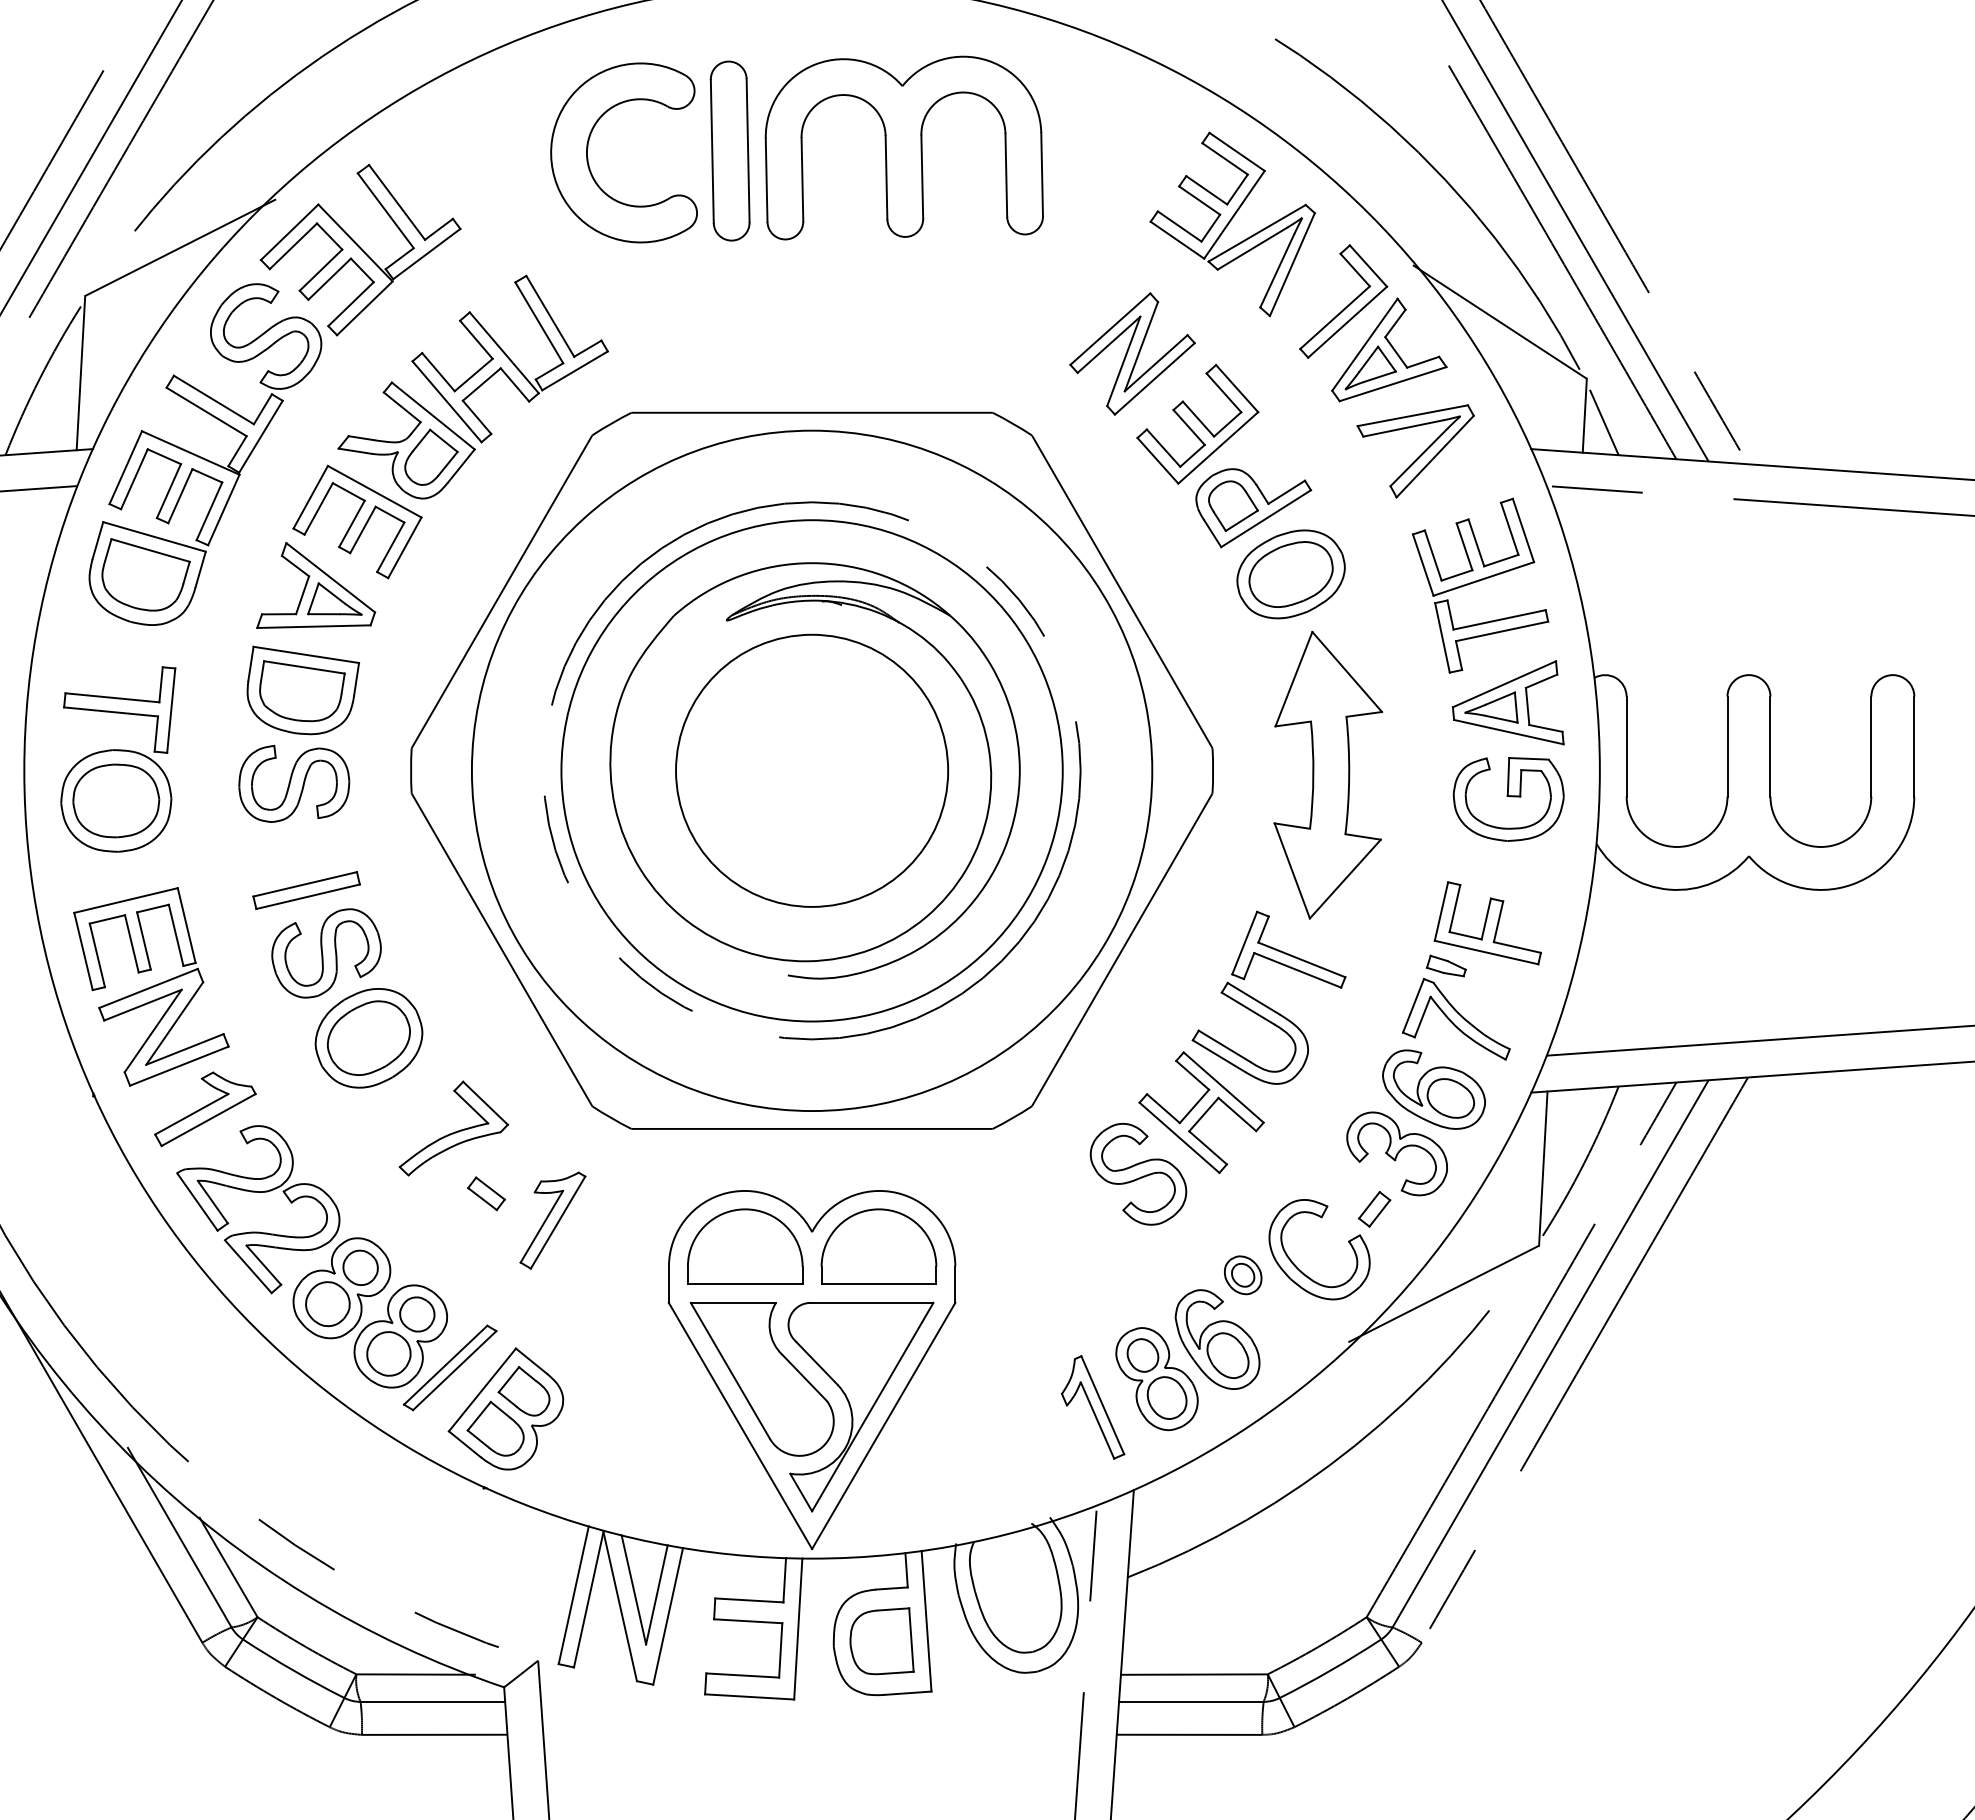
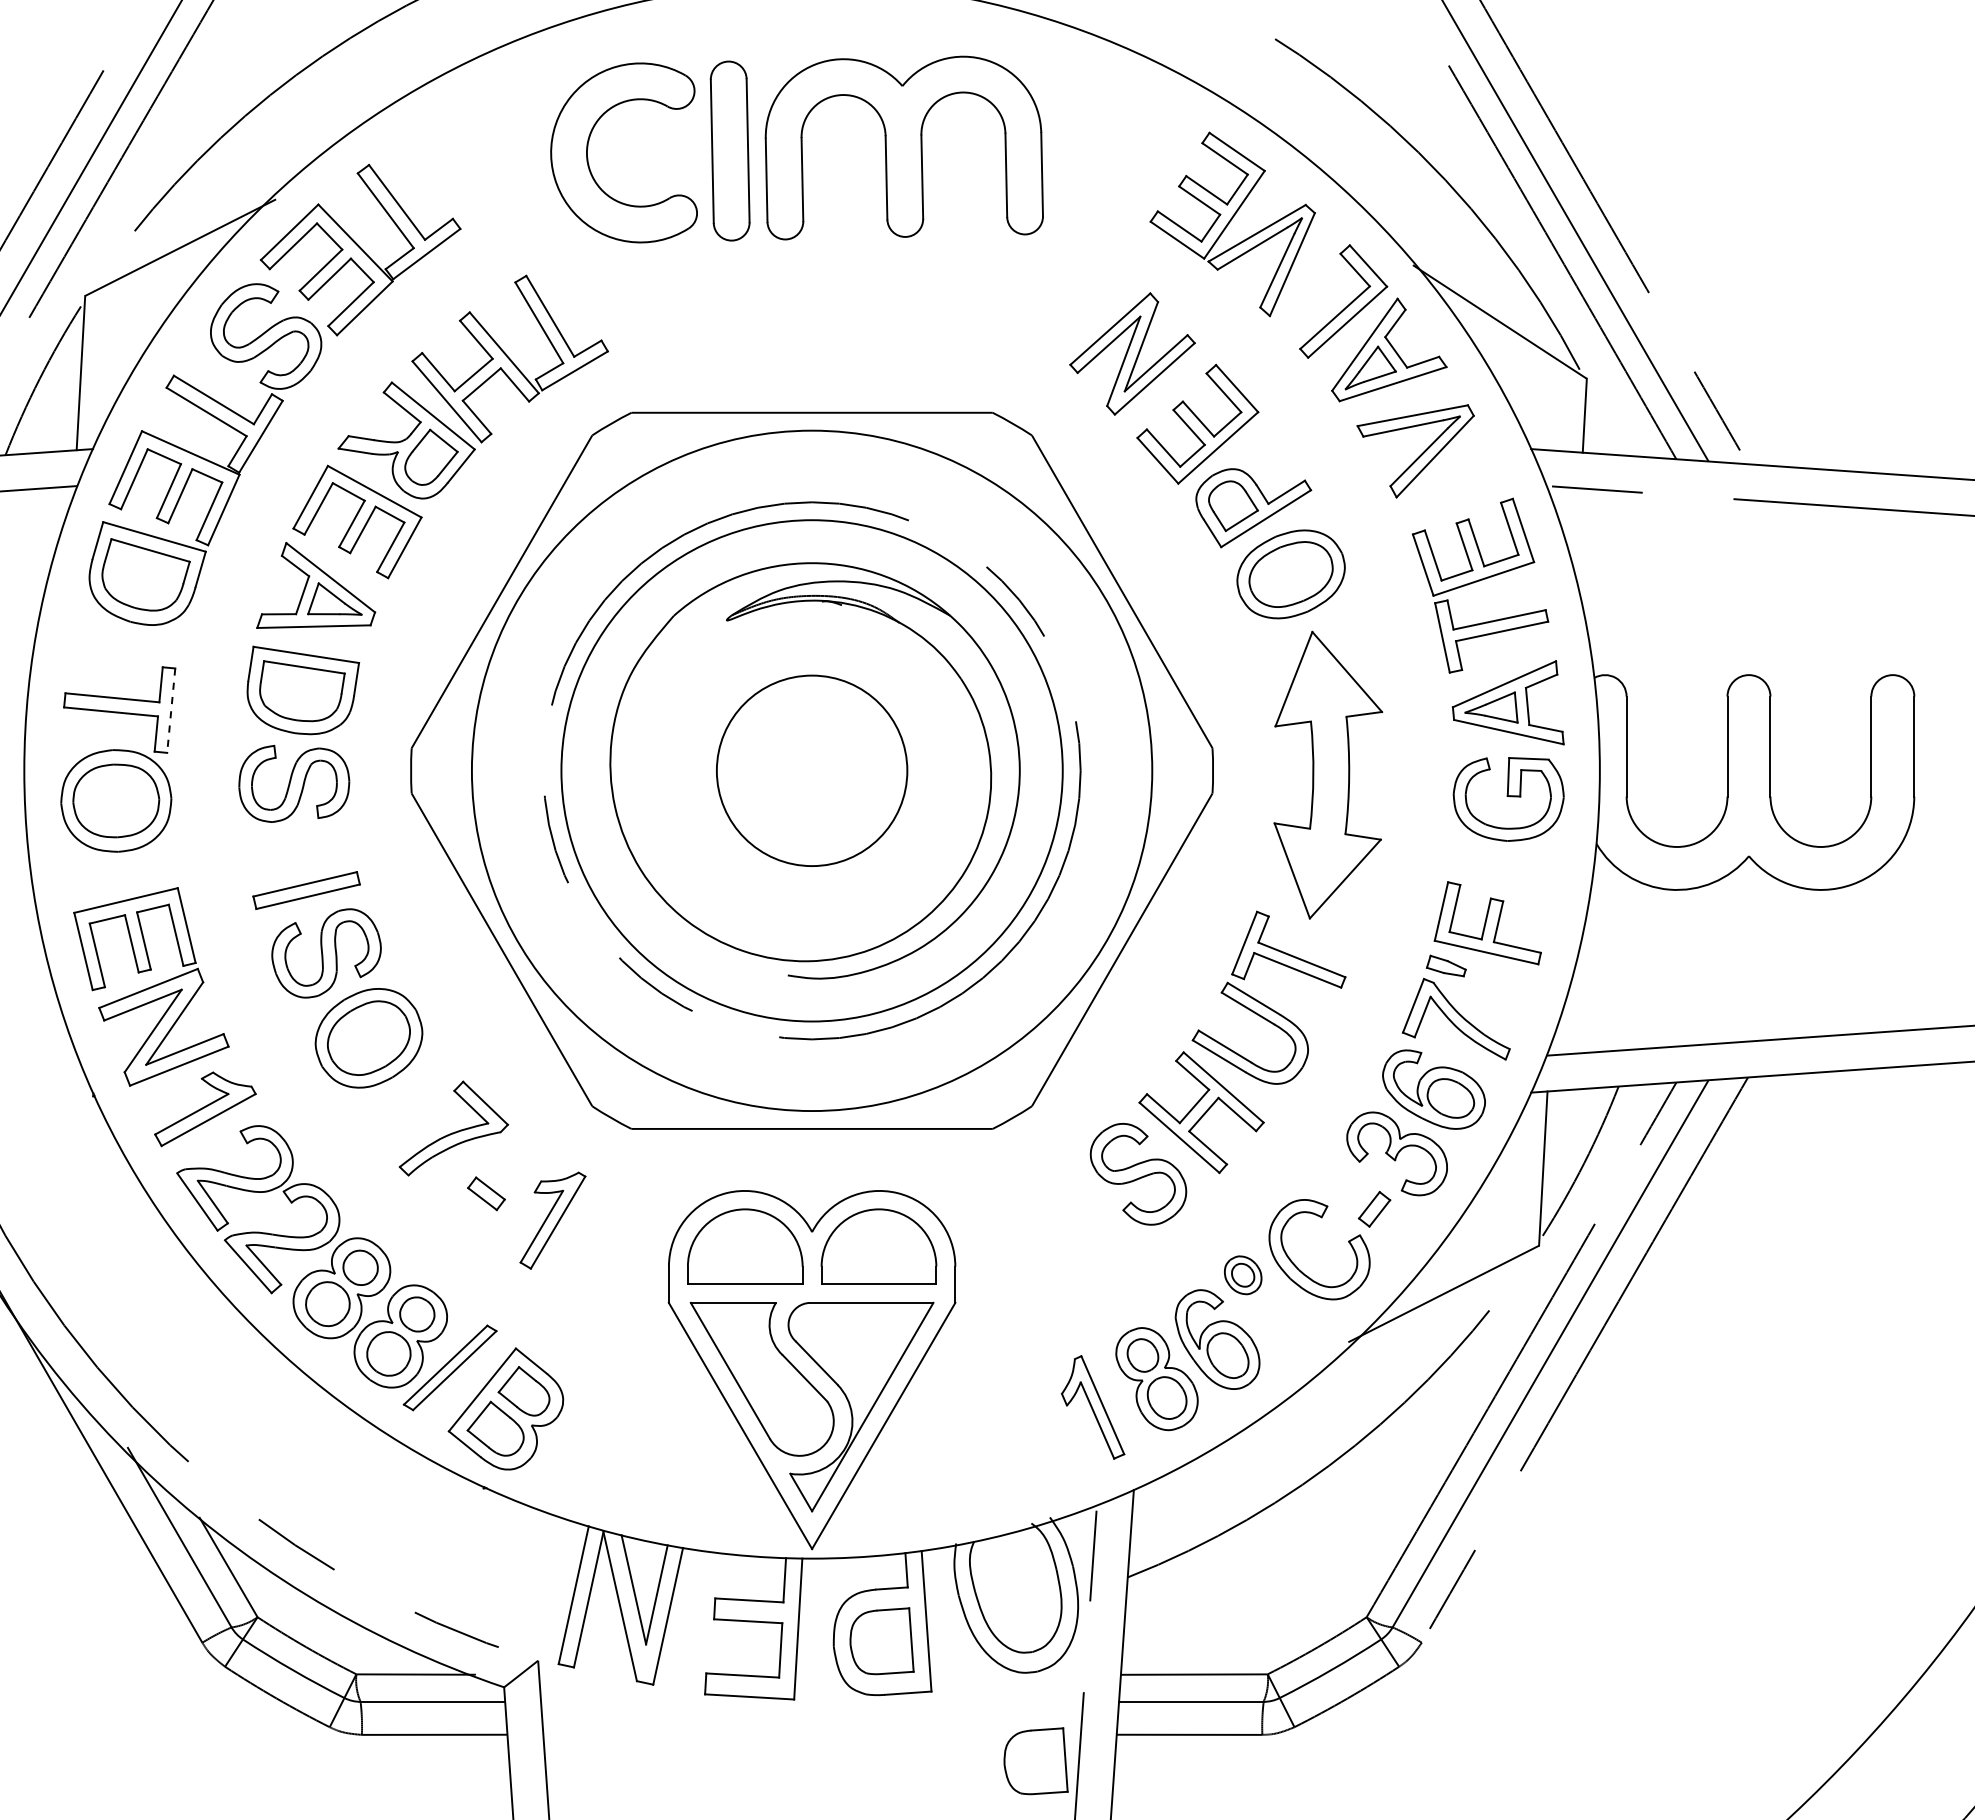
line: present -> none (1603, 422)
line: solid -> dashed (171, 711)
circle diameter: 272 px -> 190 px (811, 770)
part: none -> present (1035, 1761)
